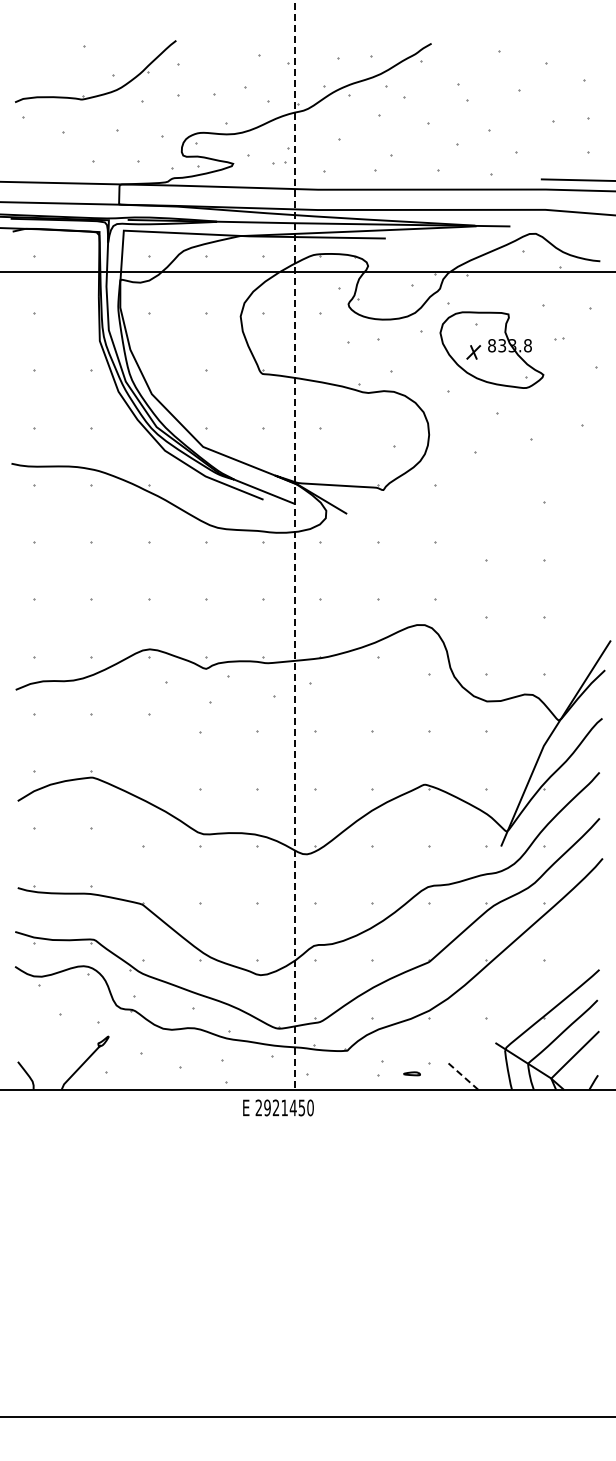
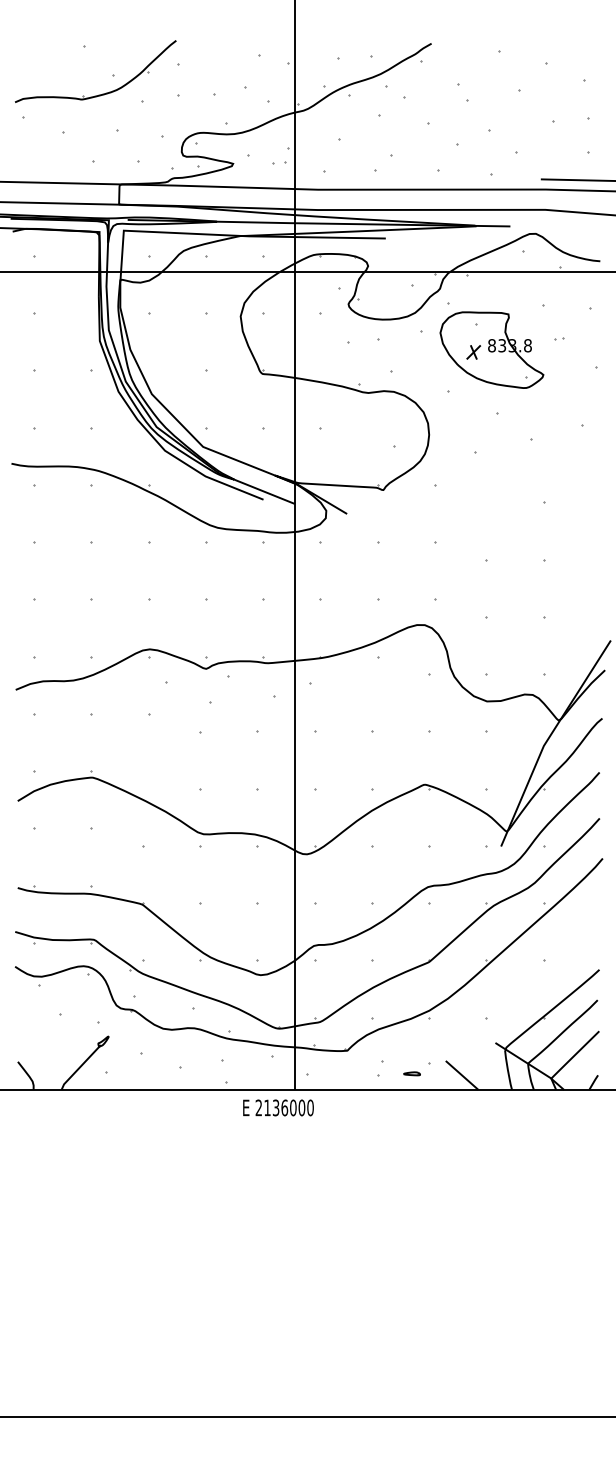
line: dashed -> solid (295, 545)
line: dashed -> solid (462, 1075)
text: 2921450 -> 2136000 (284, 1107)
